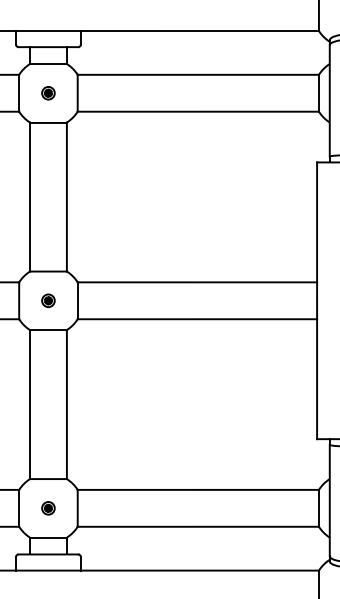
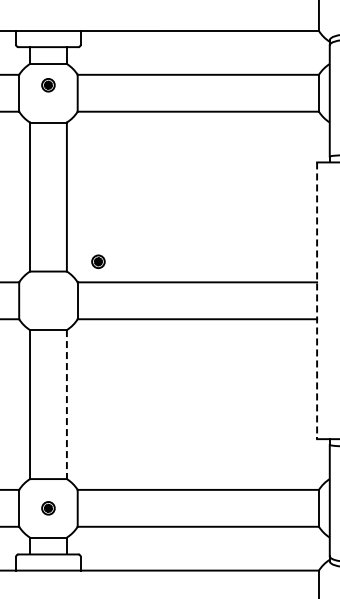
part position: (48, 93) -> (48, 85) (48, 85)
part position: (48, 300) -> (98, 261) (98, 261)
line: solid -> dashed (317, 301)
line: solid -> dashed (66, 404)
